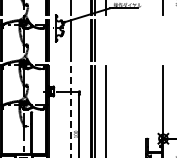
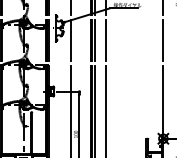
line: none -> present (105, 40)
line: none -> present (163, 40)
line: dashed -> solid (70, 112)
